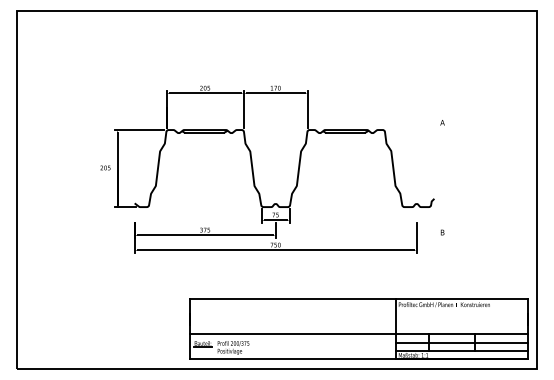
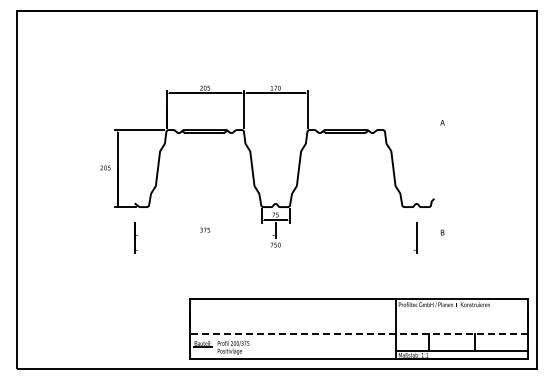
line: present -> none (204, 235)
line: present -> none (275, 250)
line: solid -> dashed (358, 334)
line: present -> none (461, 343)
